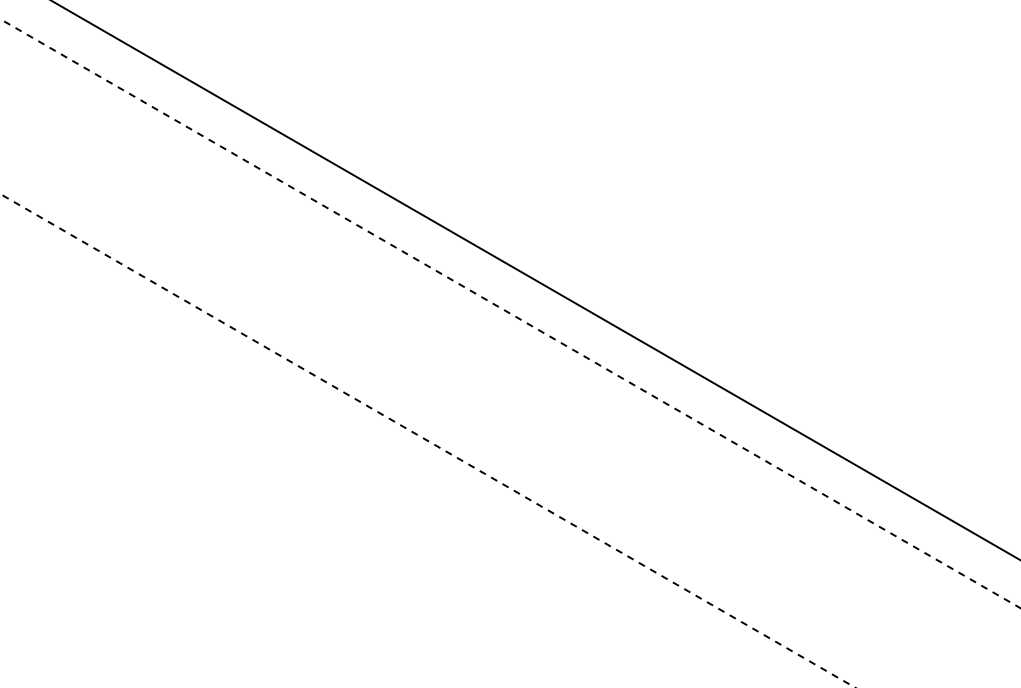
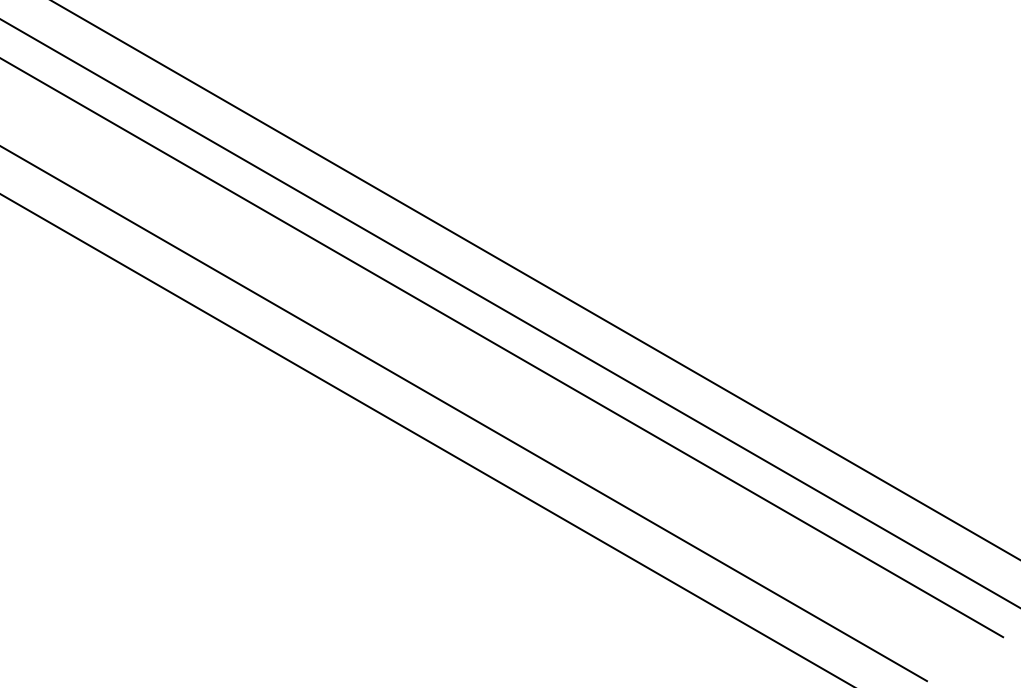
line: dashed -> solid (510, 313)
line: none -> present (502, 348)
line: none -> present (464, 414)
line: dashed -> solid (427, 440)
